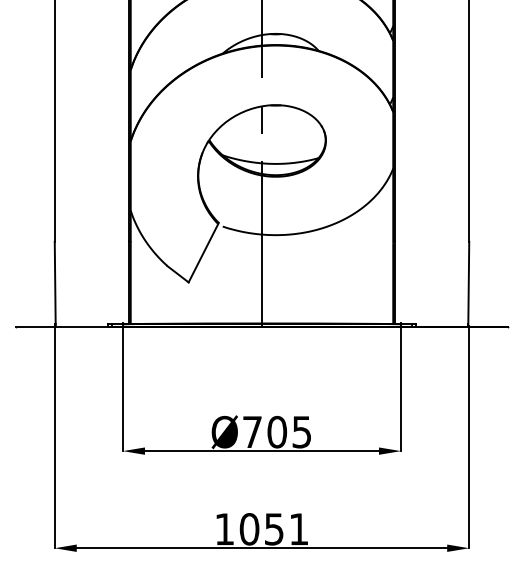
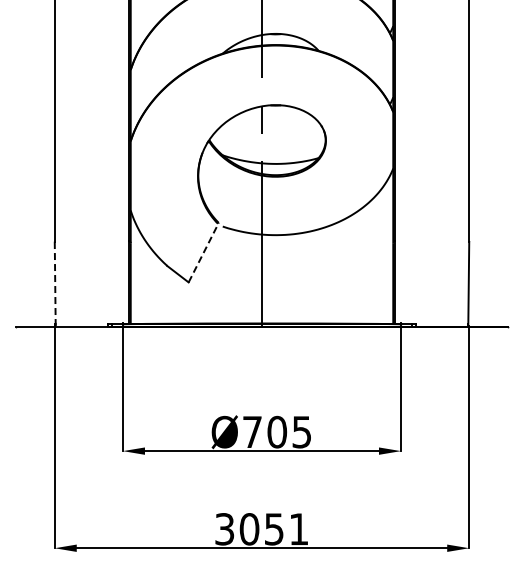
line: solid -> dashed (203, 252)
line: solid -> dashed (55, 284)
text: 1051 -> 3051 (224, 529)
